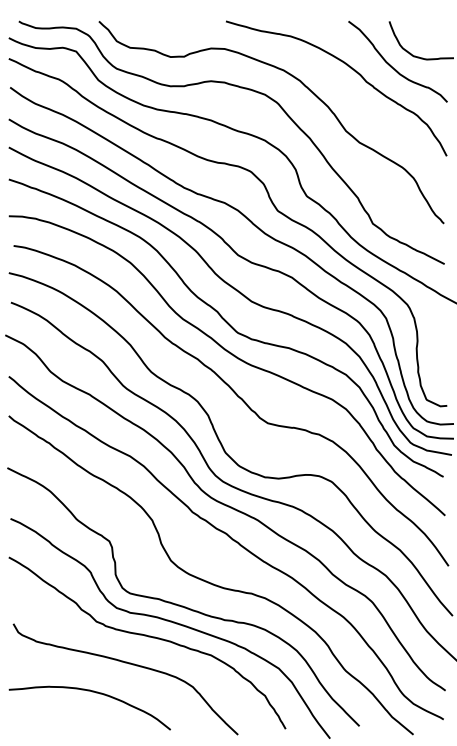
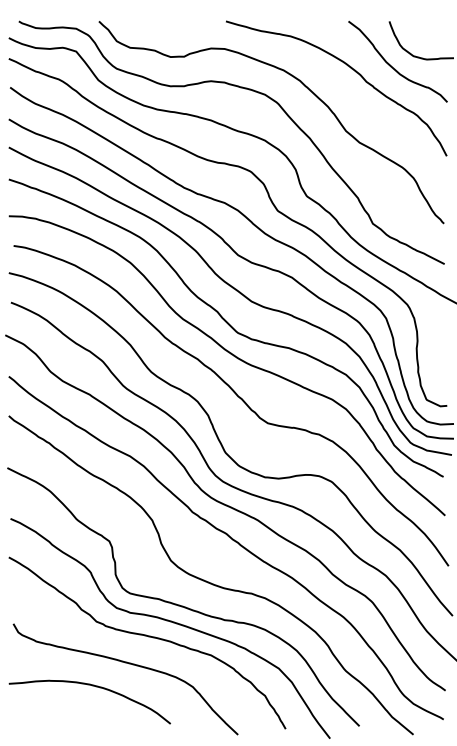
curve position: (92, 692) -> (92, 686) (92, 686)
